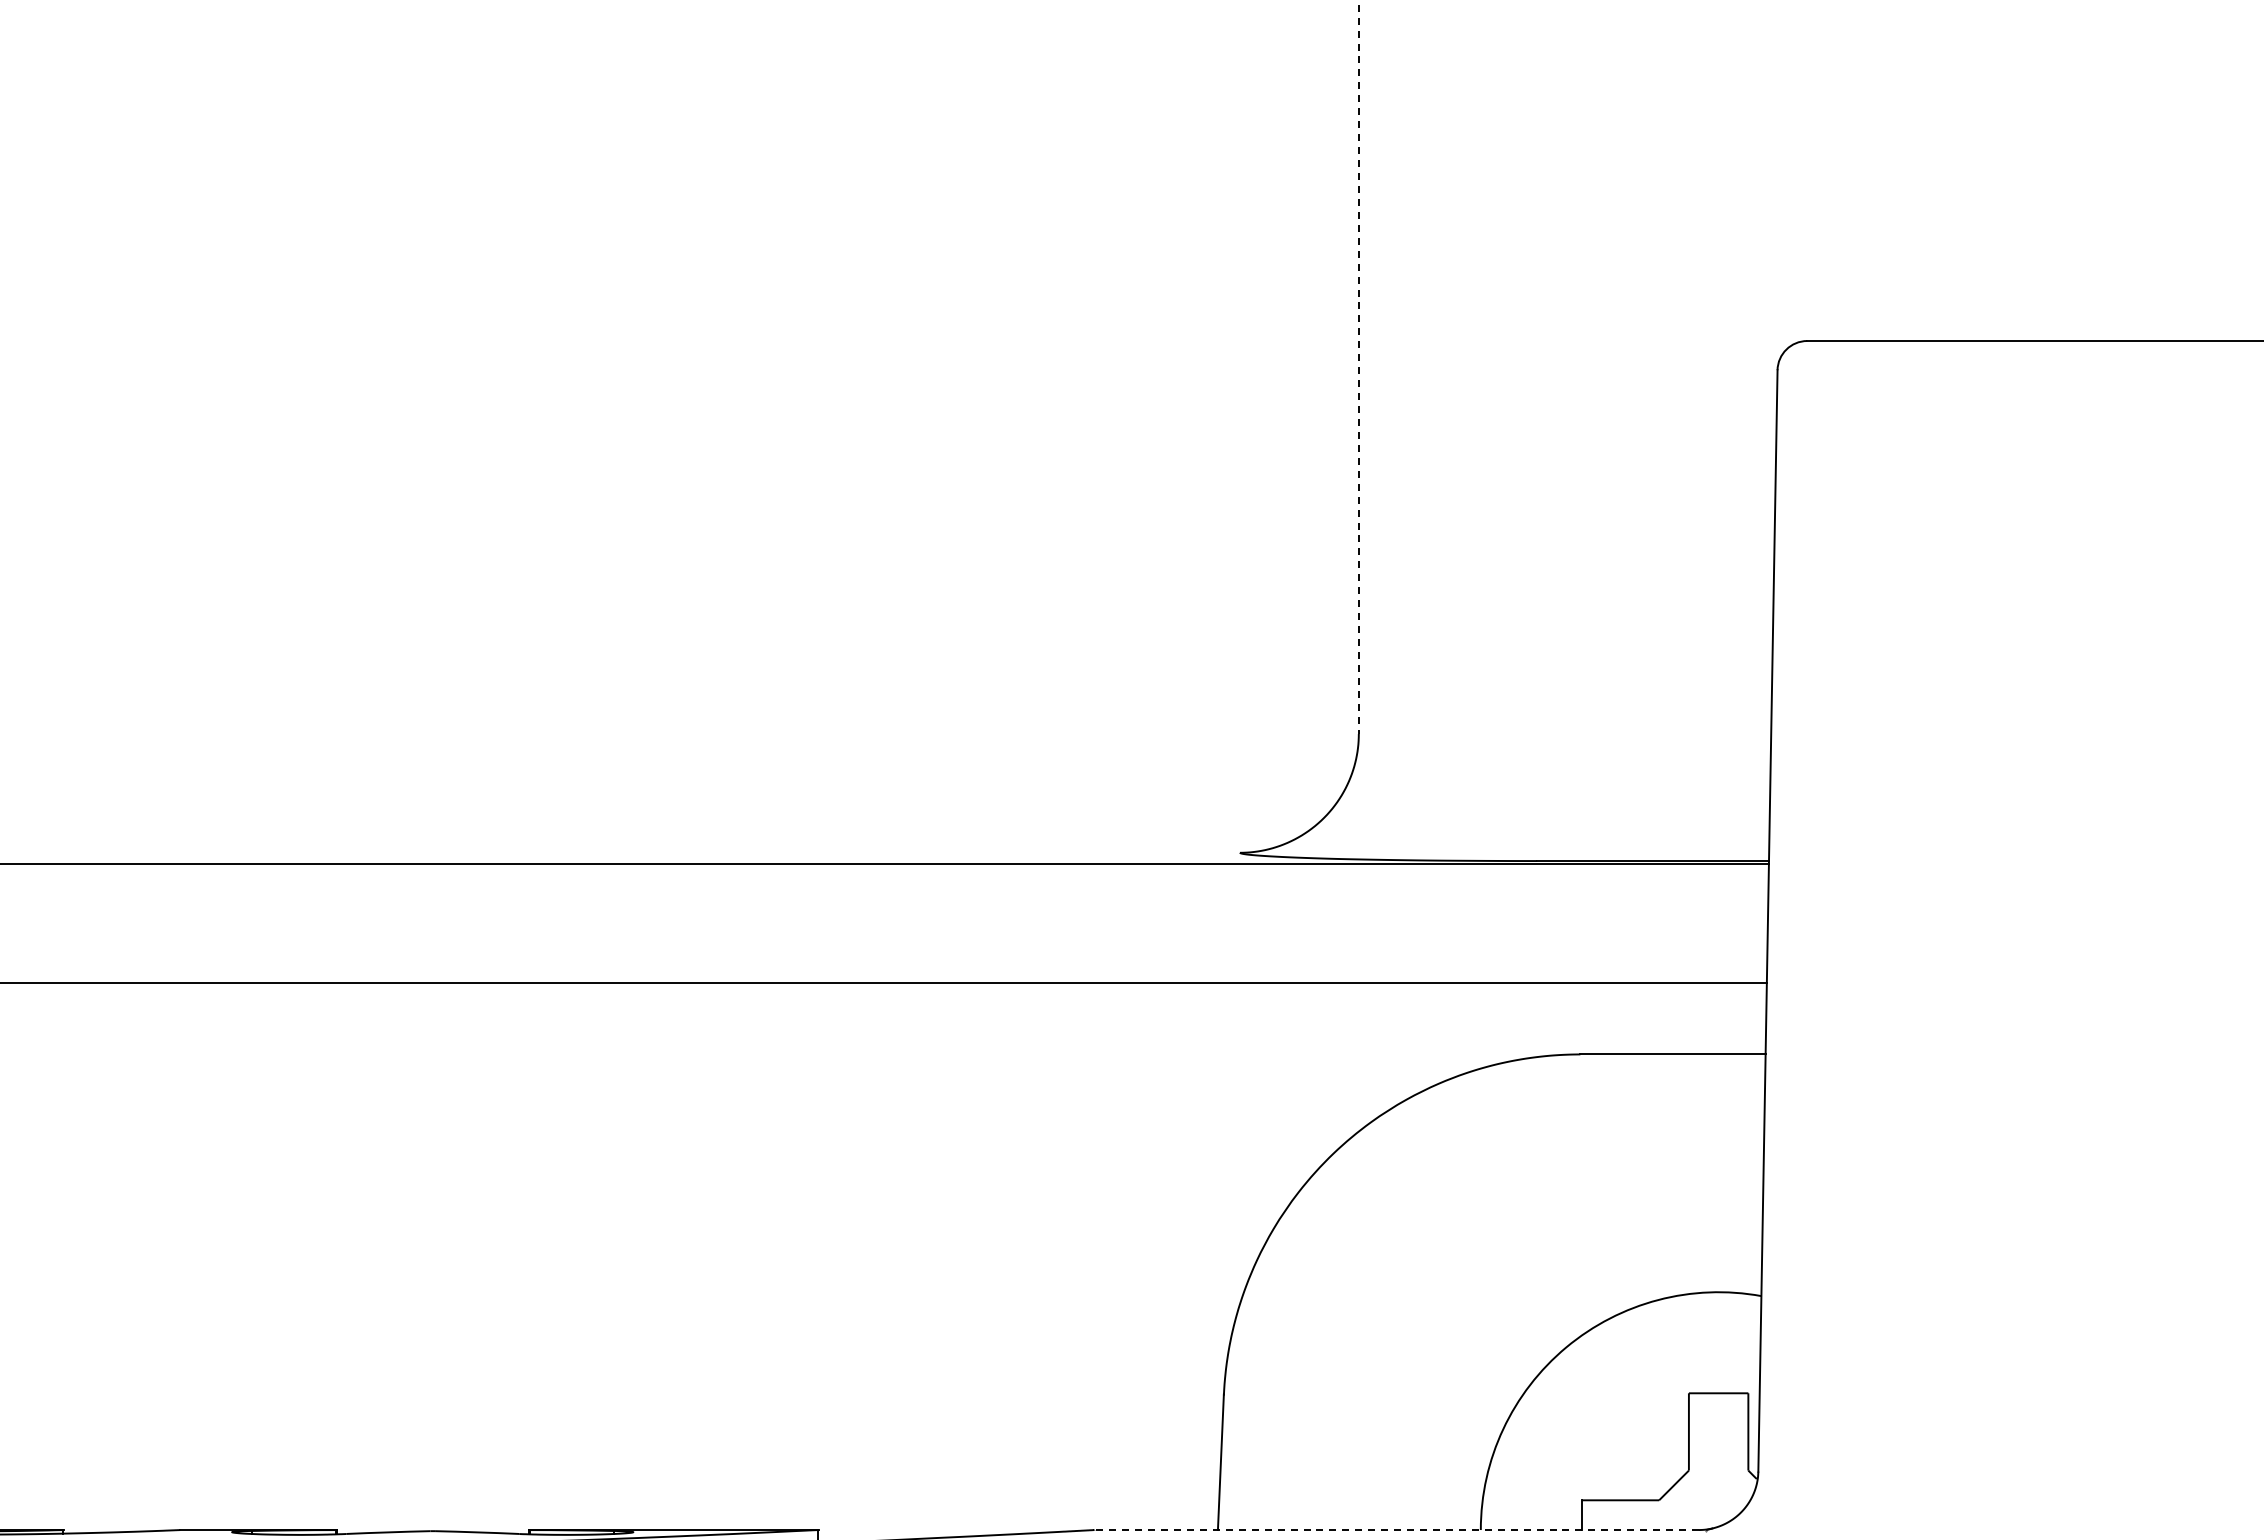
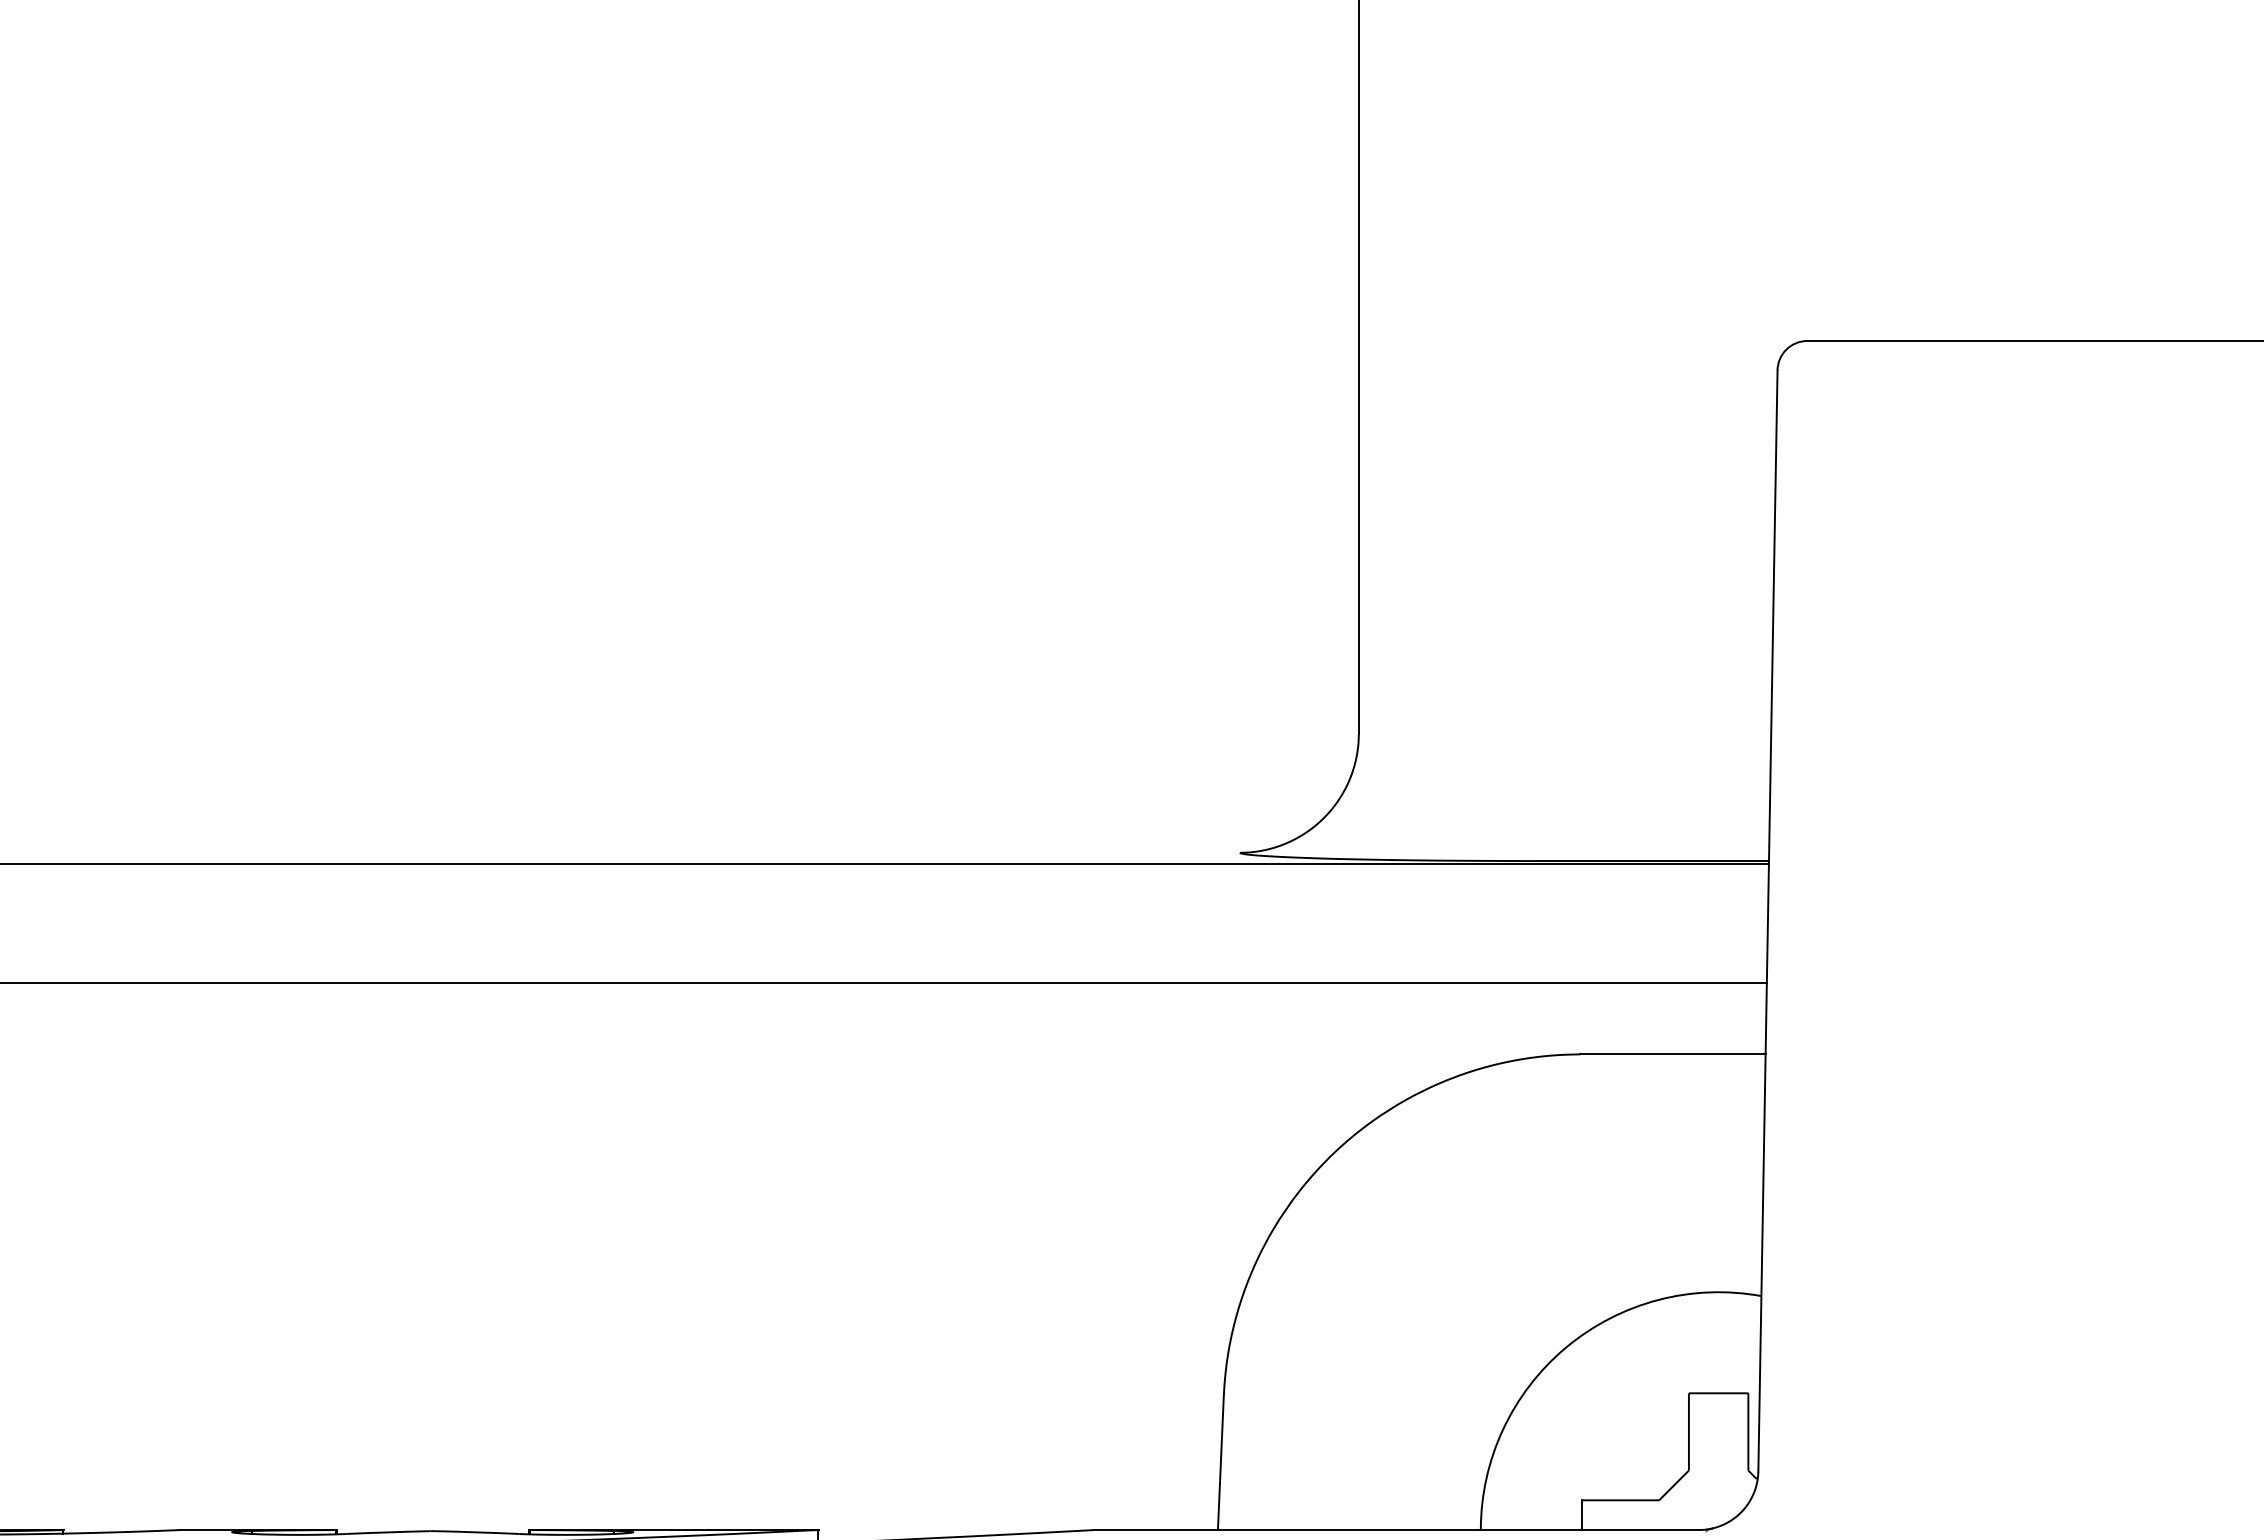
line: dashed -> solid (1358, 367)
line: dashed -> solid (1396, 1530)
